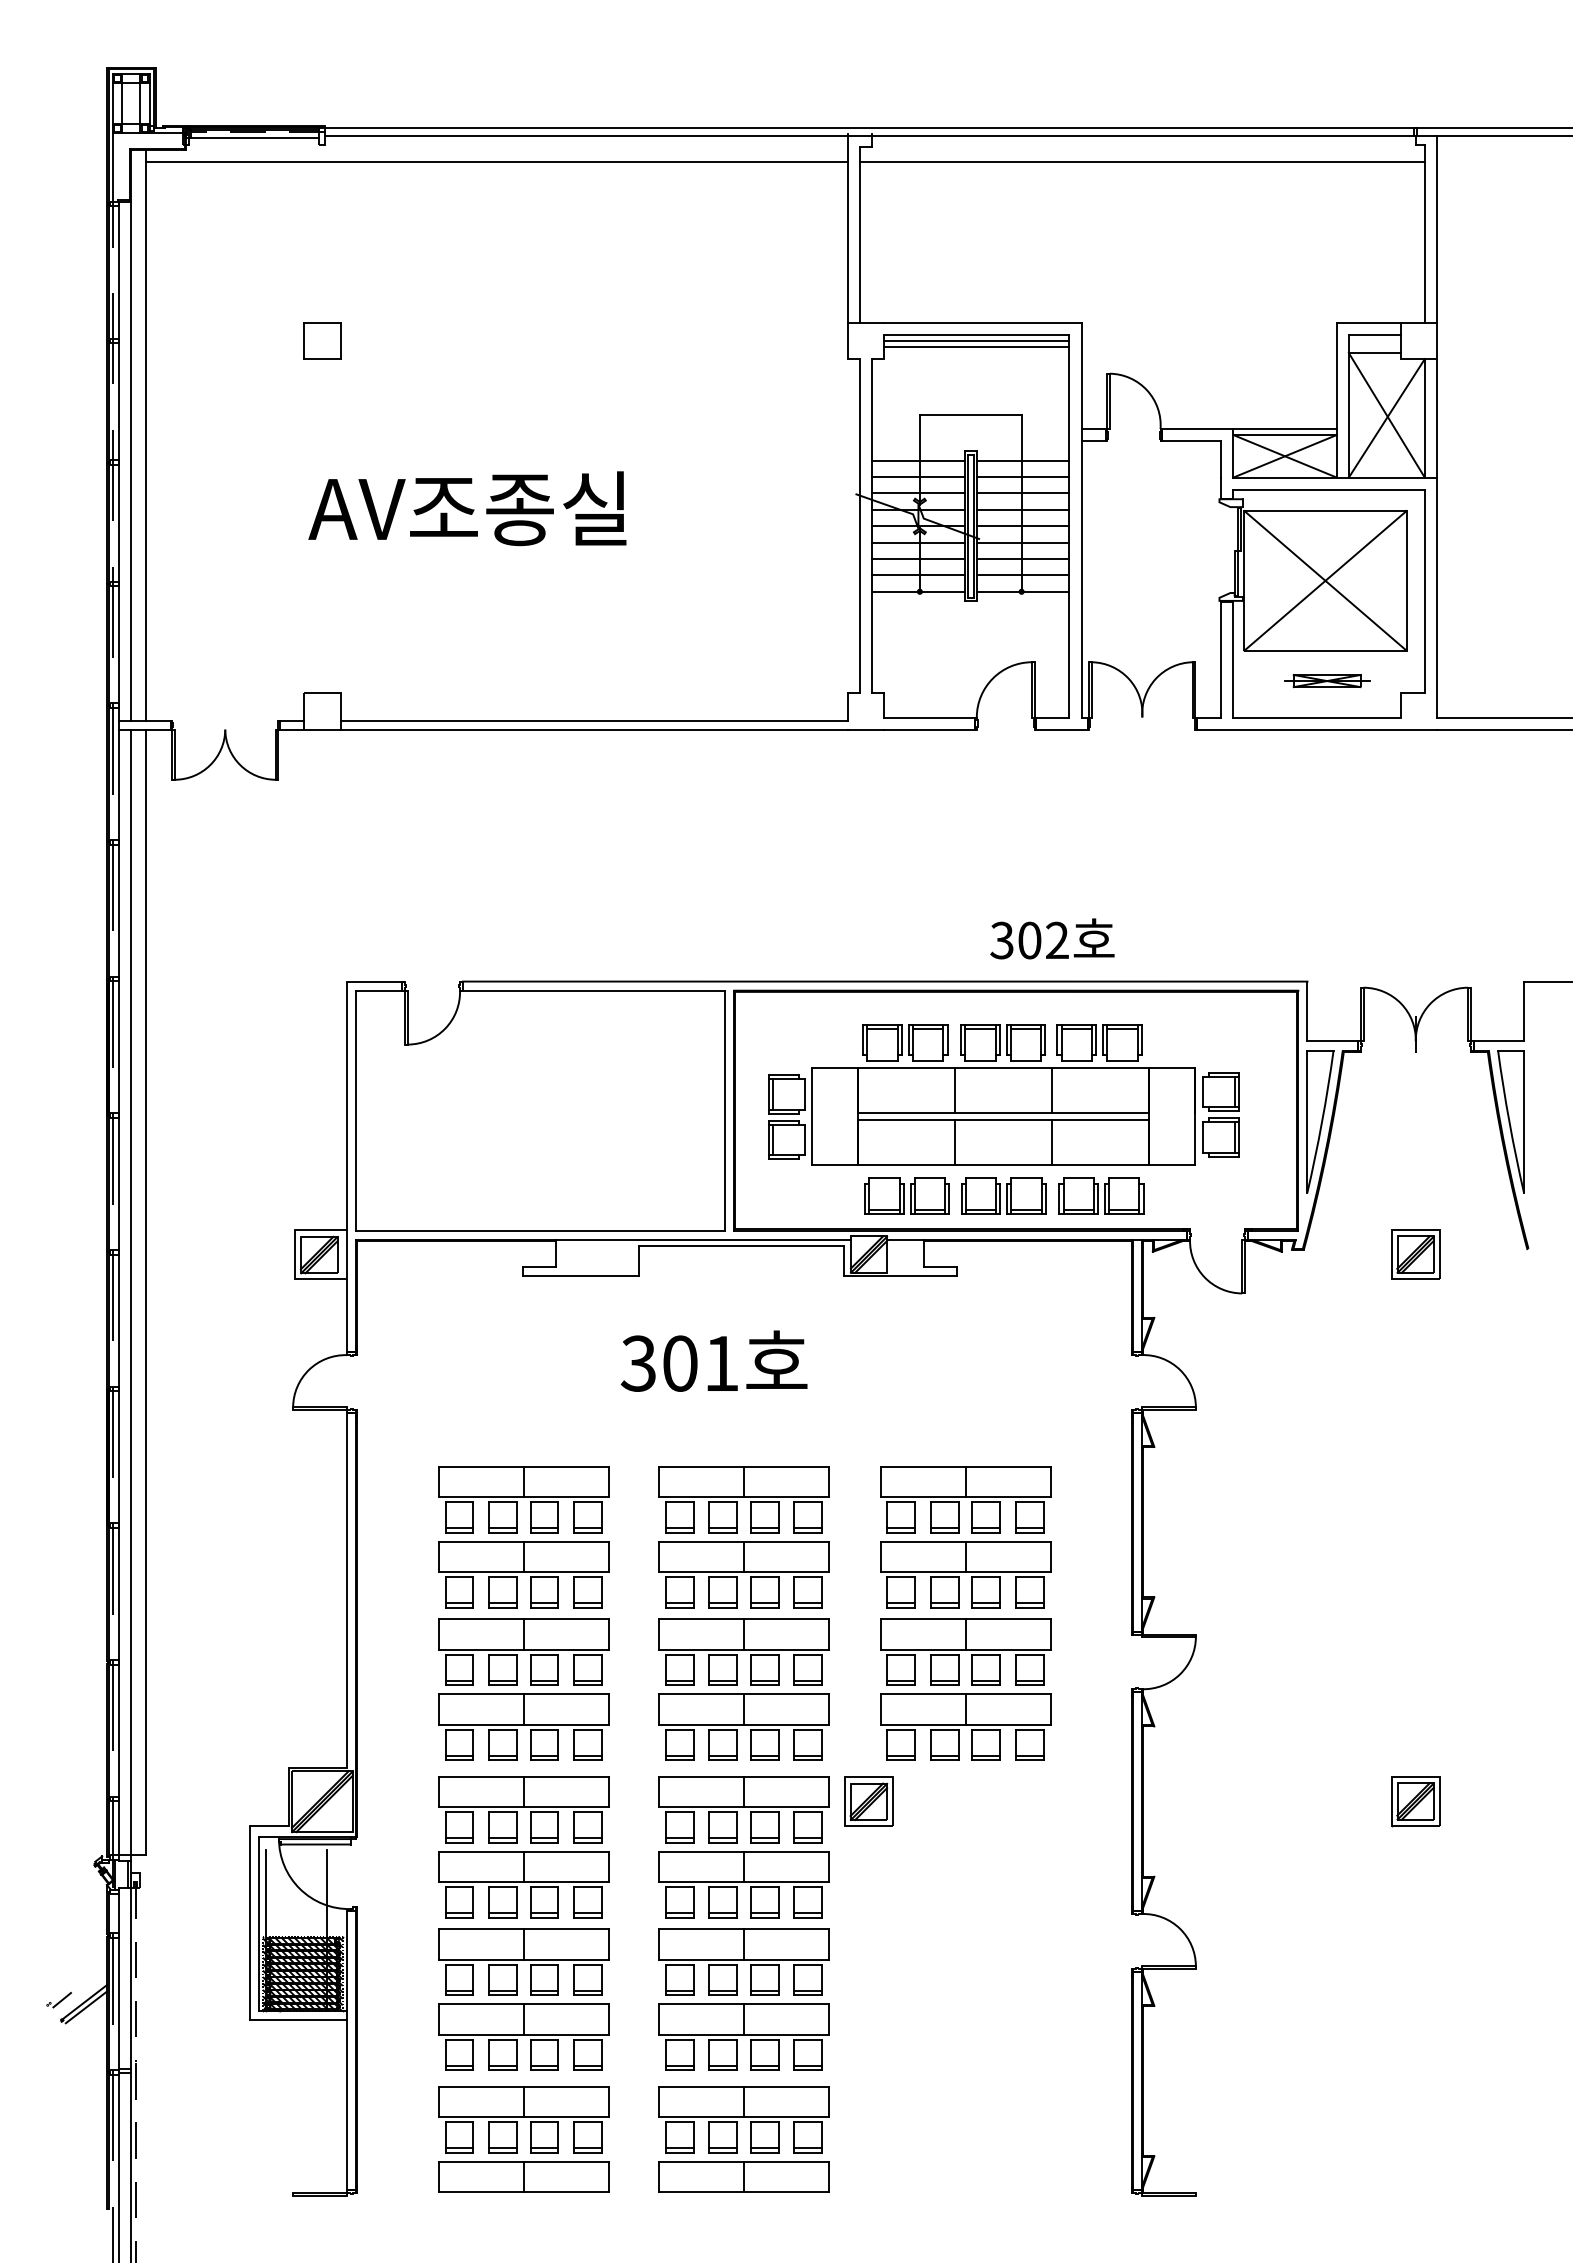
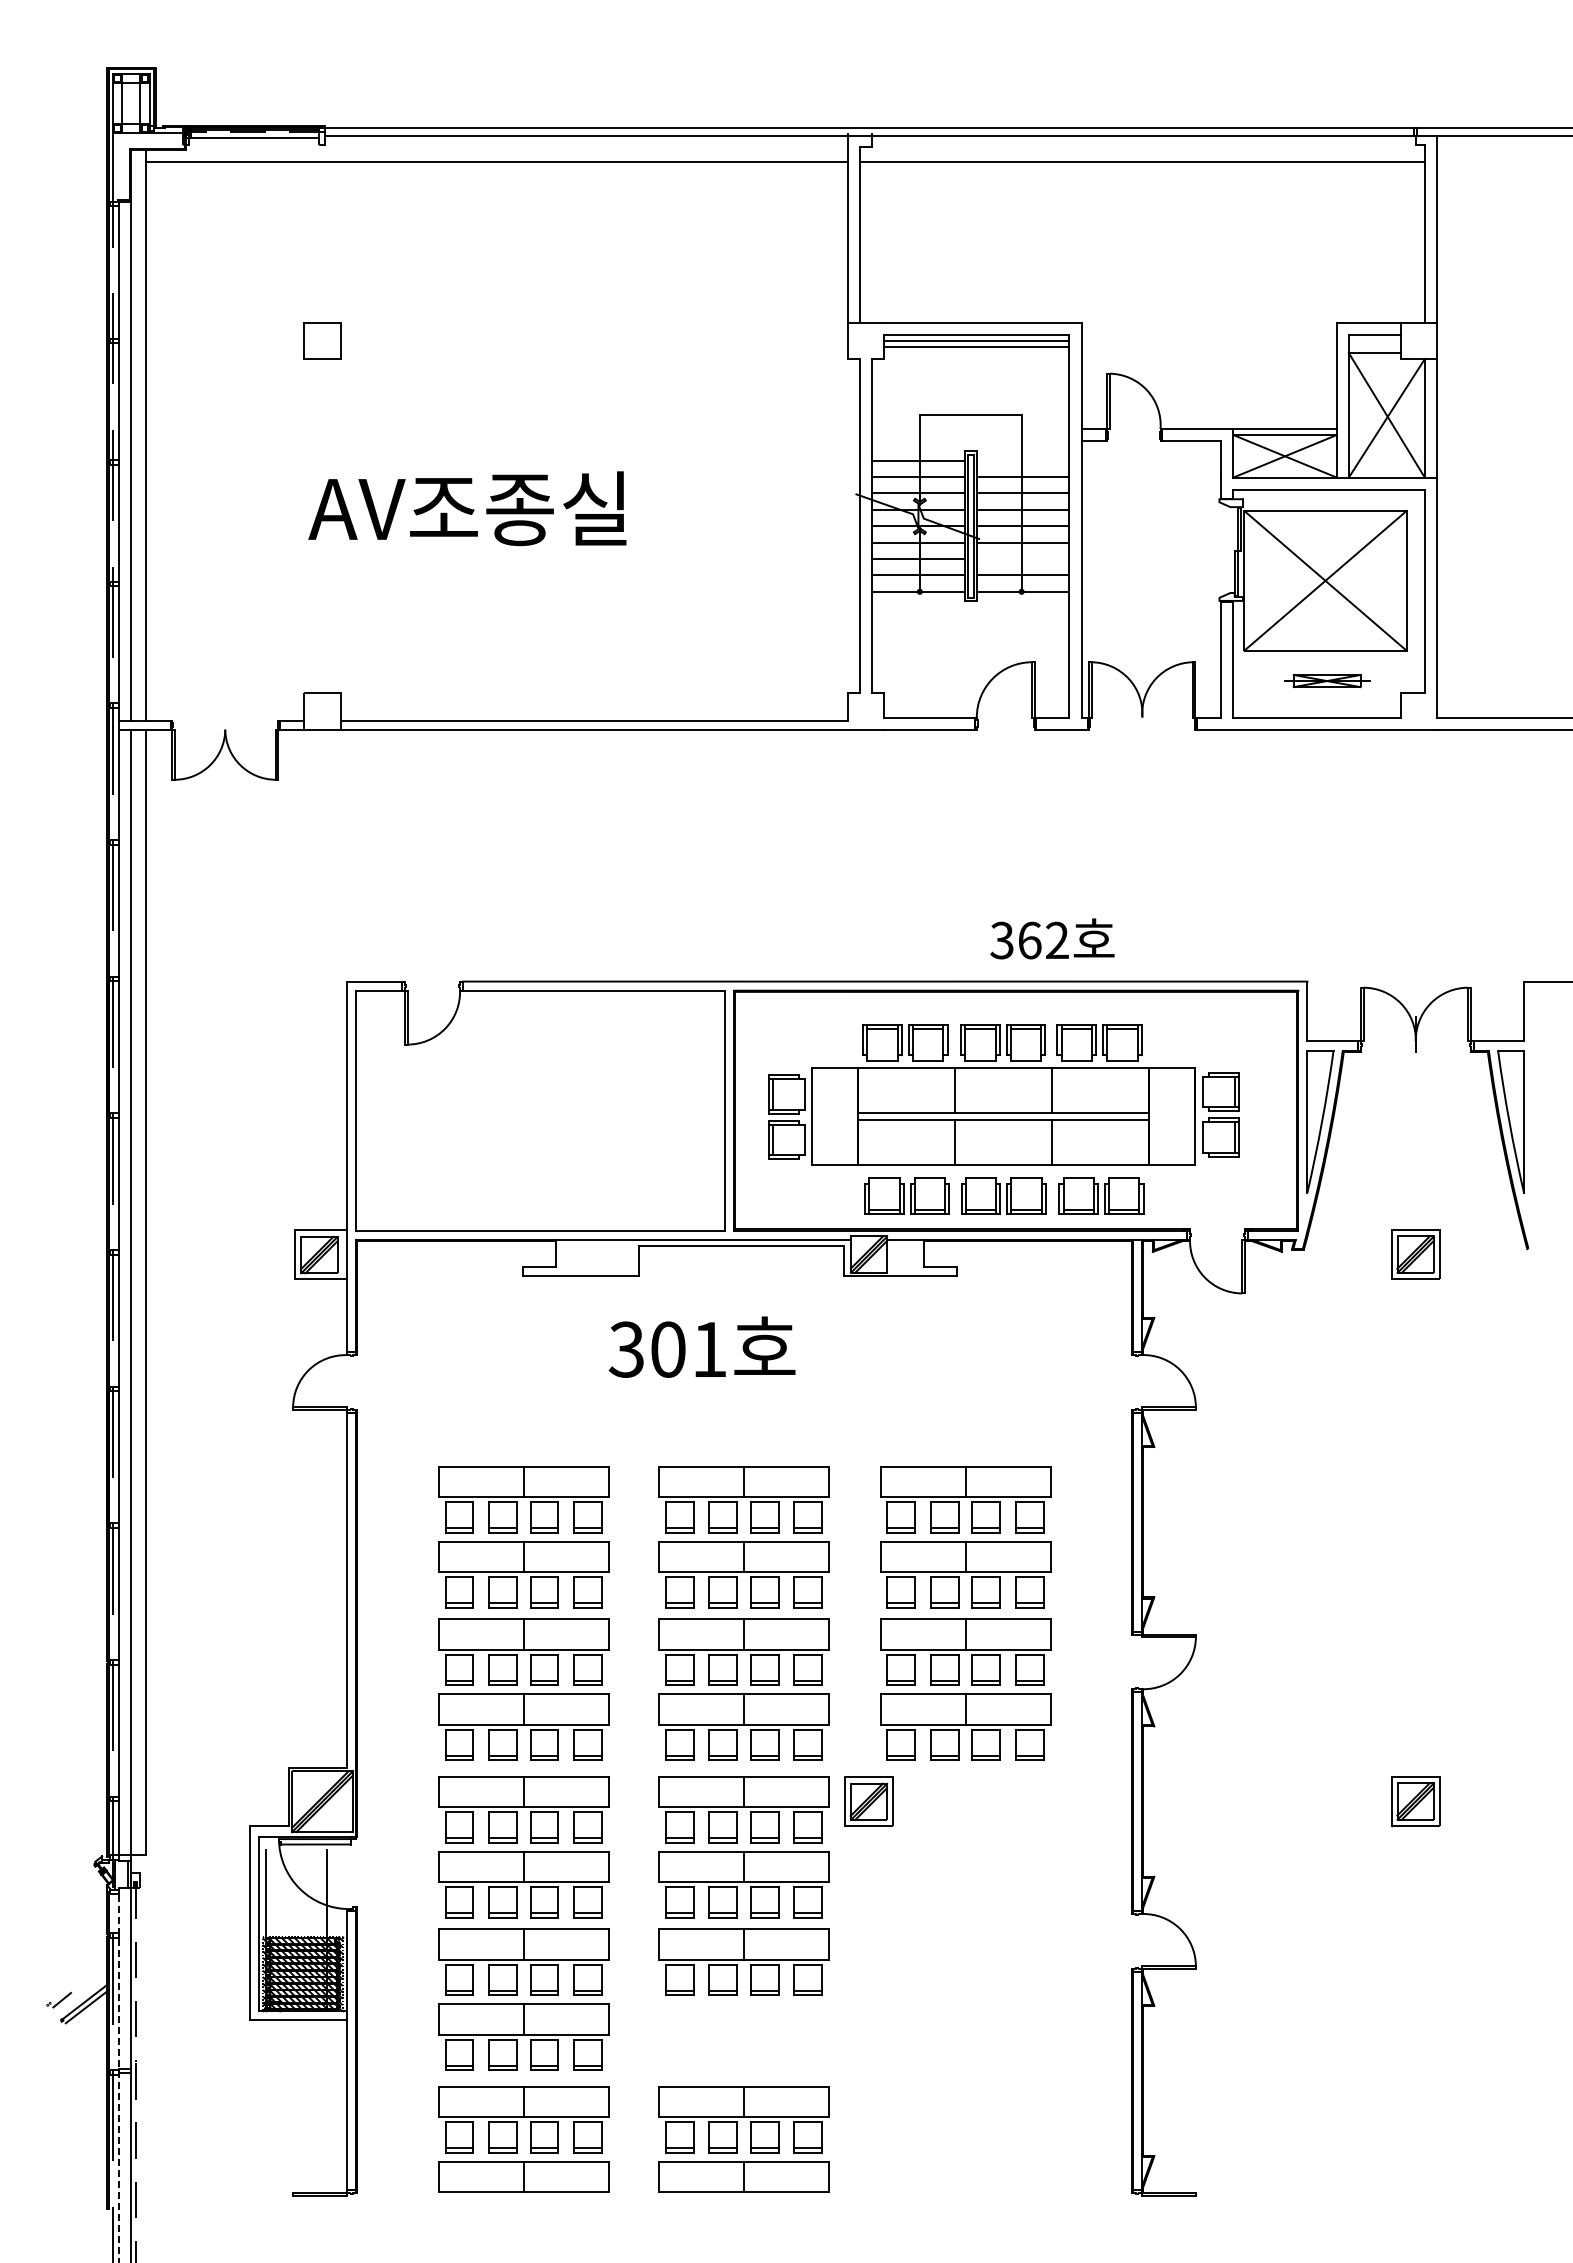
line: present -> none (1022, 460)
line: present -> none (1022, 558)
text: 302 -> 362 (1029, 940)
text position: (713, 1360) -> (701, 1346) (701, 1346)
part: present -> none (743, 2036)
line: solid -> dashed (119, 2078)
